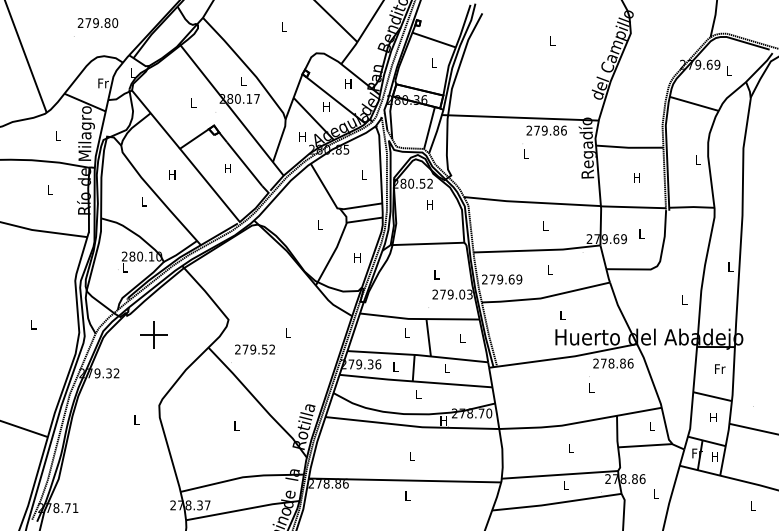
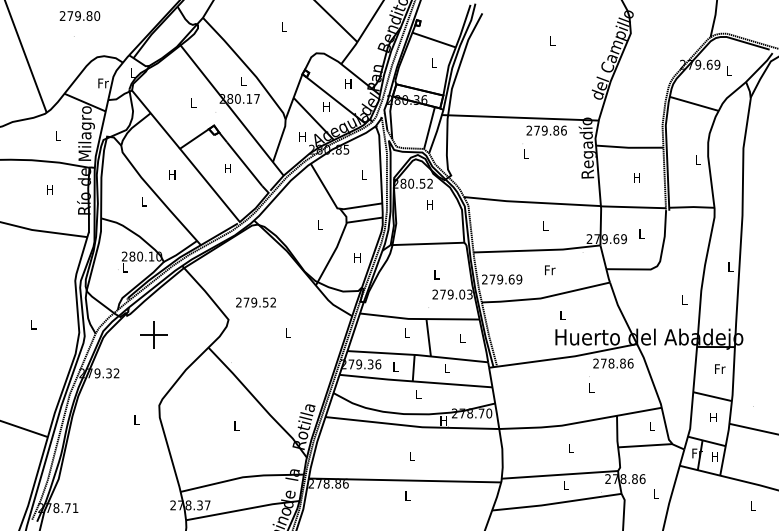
text position: (97, 23) -> (79, 16) (79, 16)
text: L -> H (49, 189)
text: L -> Fr (550, 270)
text position: (254, 349) -> (255, 302) (255, 302)
